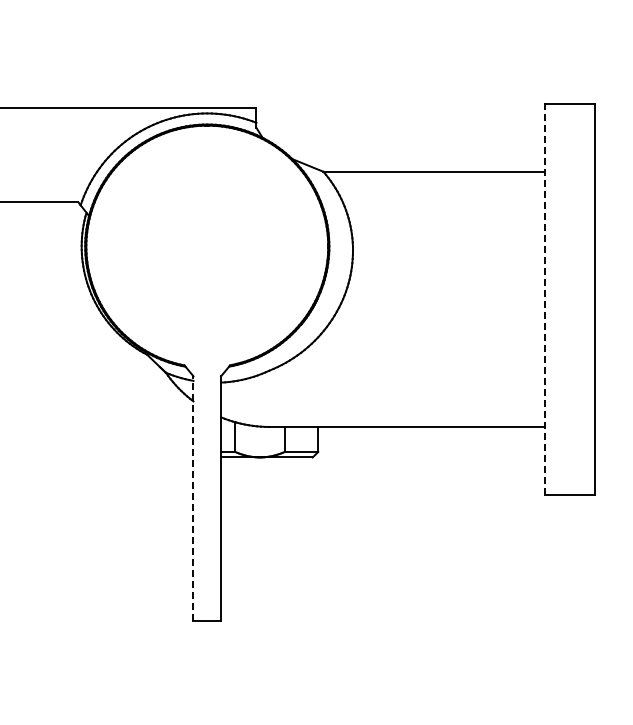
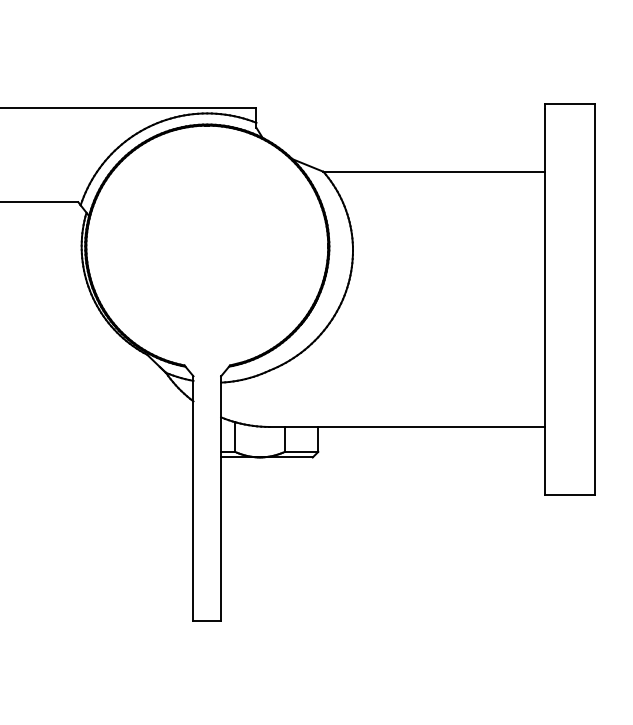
line: dashed -> solid (545, 302)
line: dashed -> solid (193, 498)
